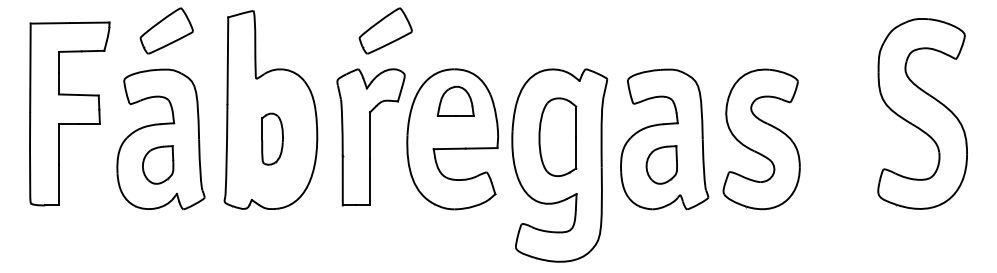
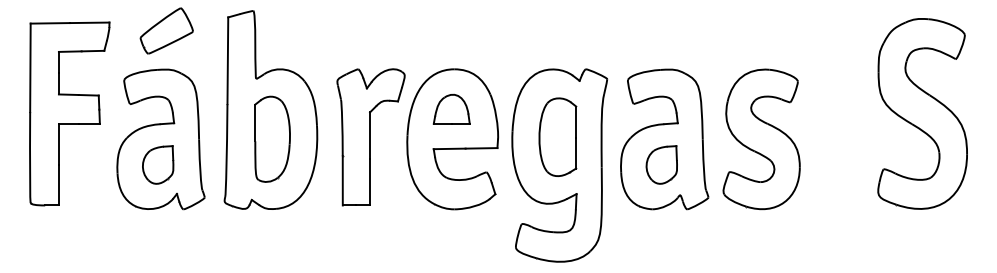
part: present -> none (385, 30)
part position: (455, 100) -> (451, 108) (451, 108)
part size: 23x54 px -> 37x88 px (272, 138)
